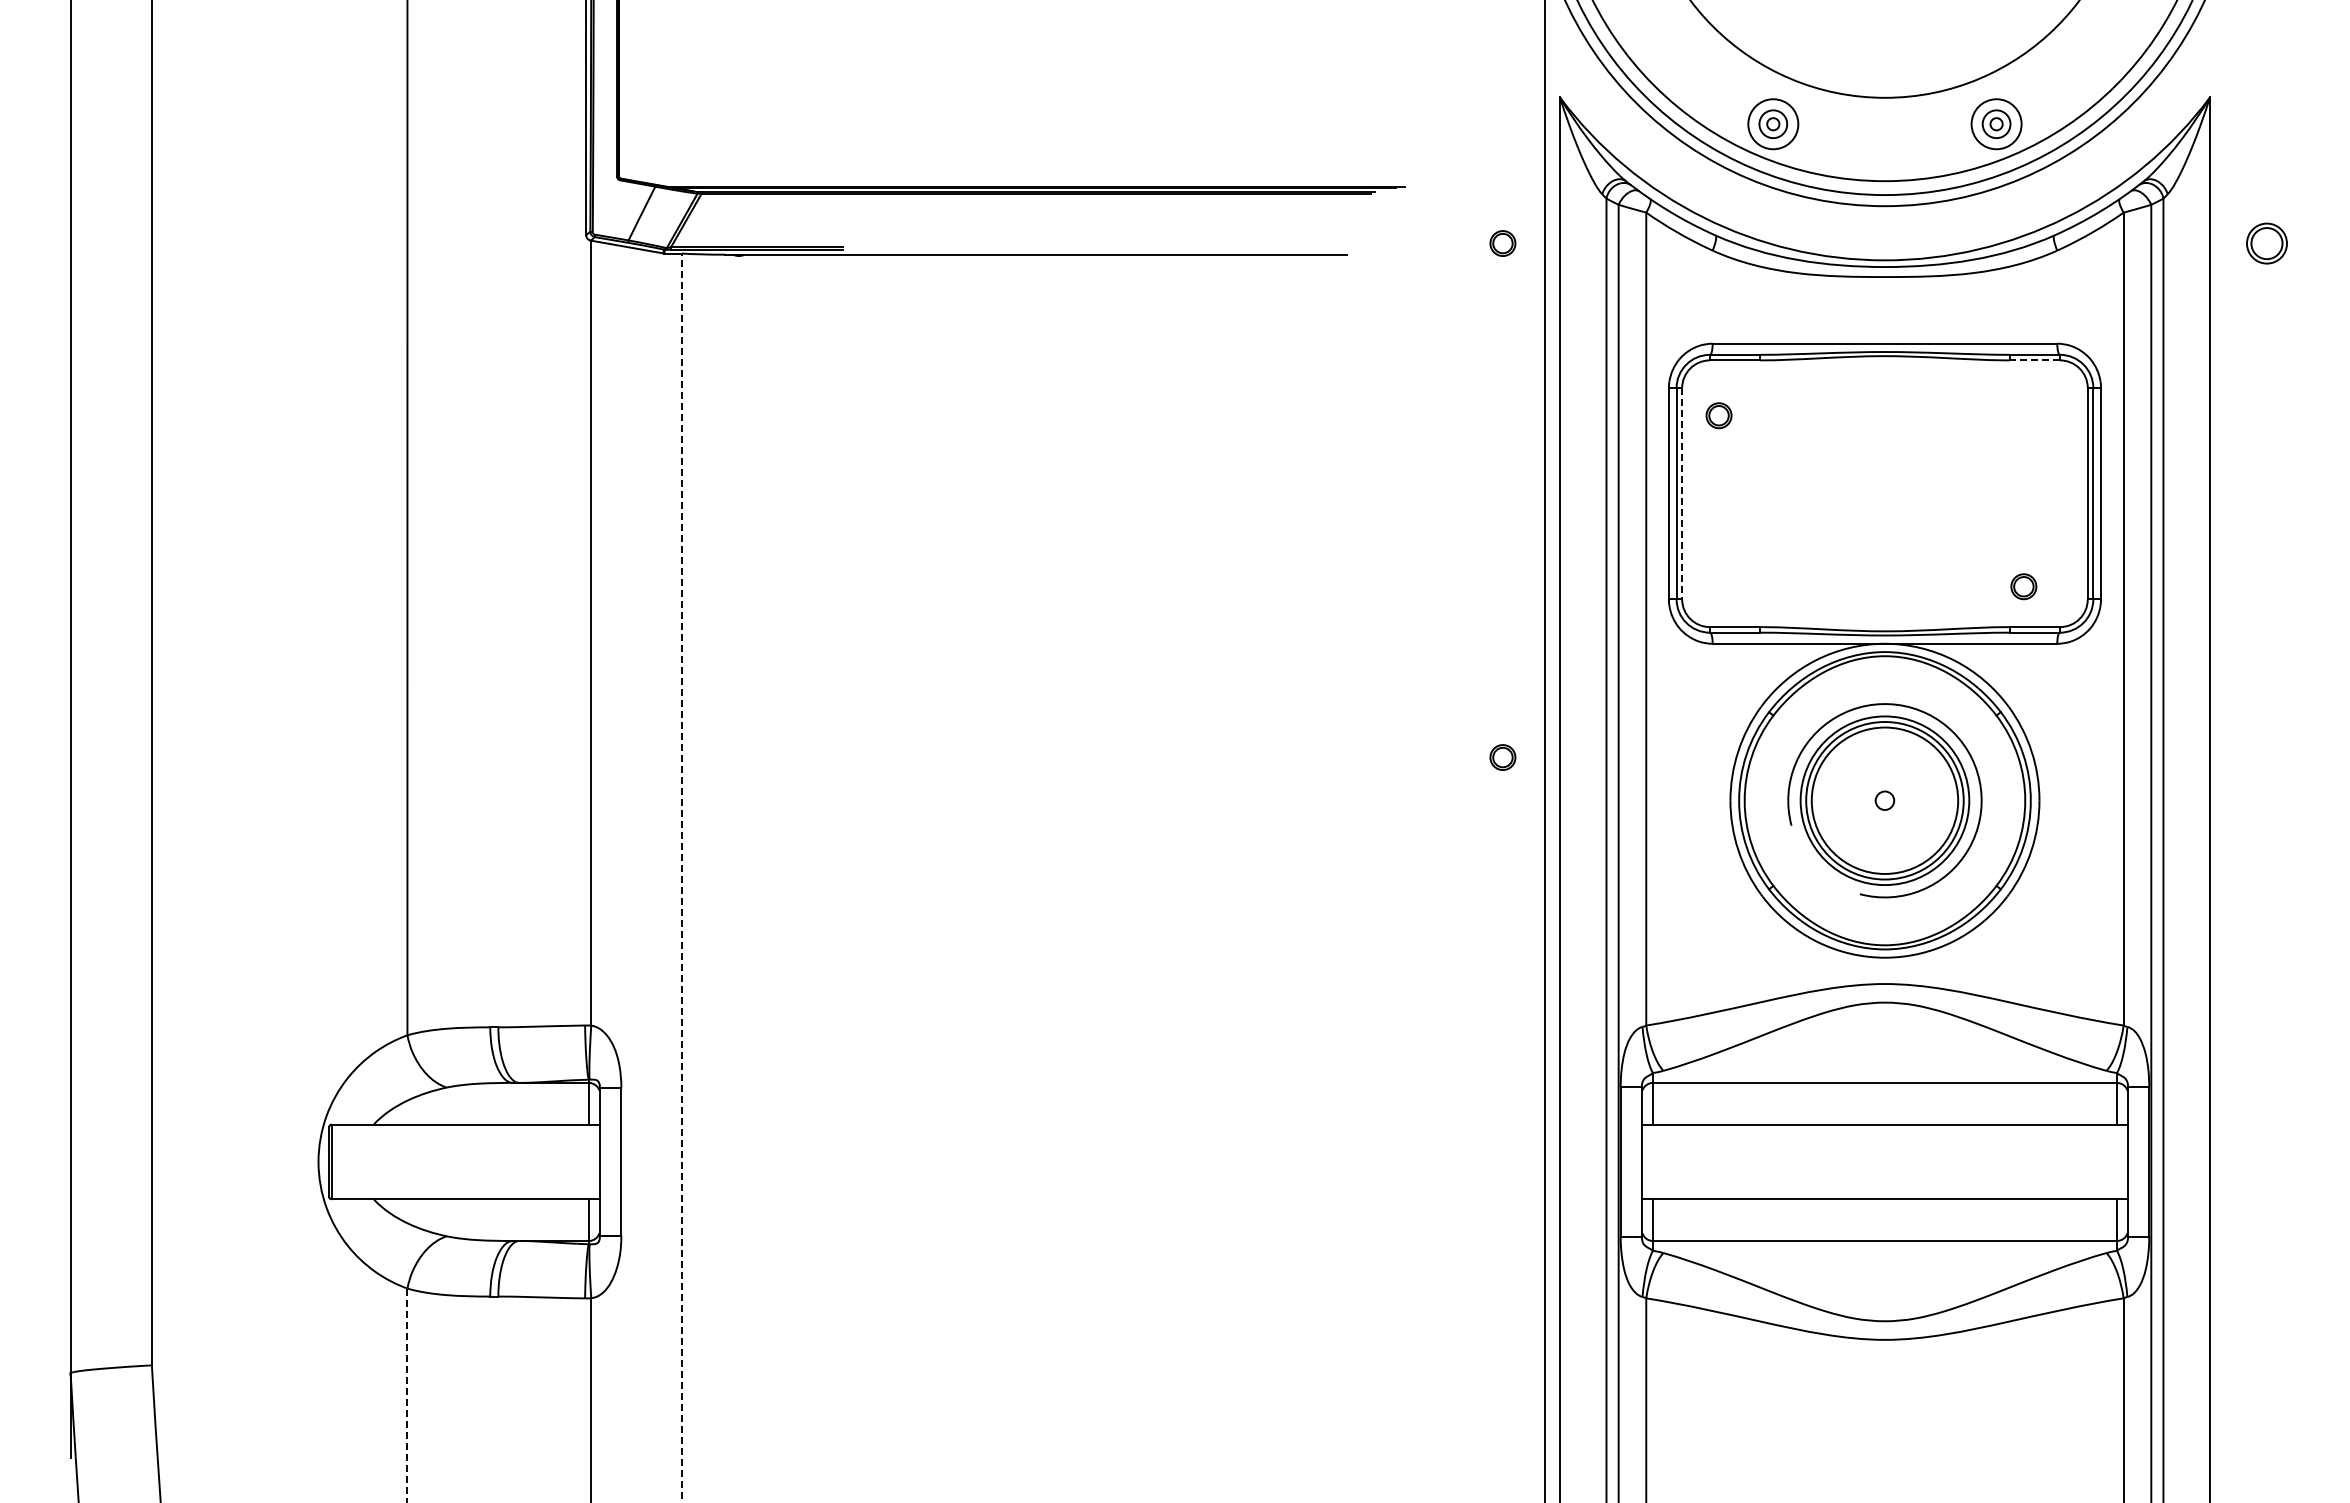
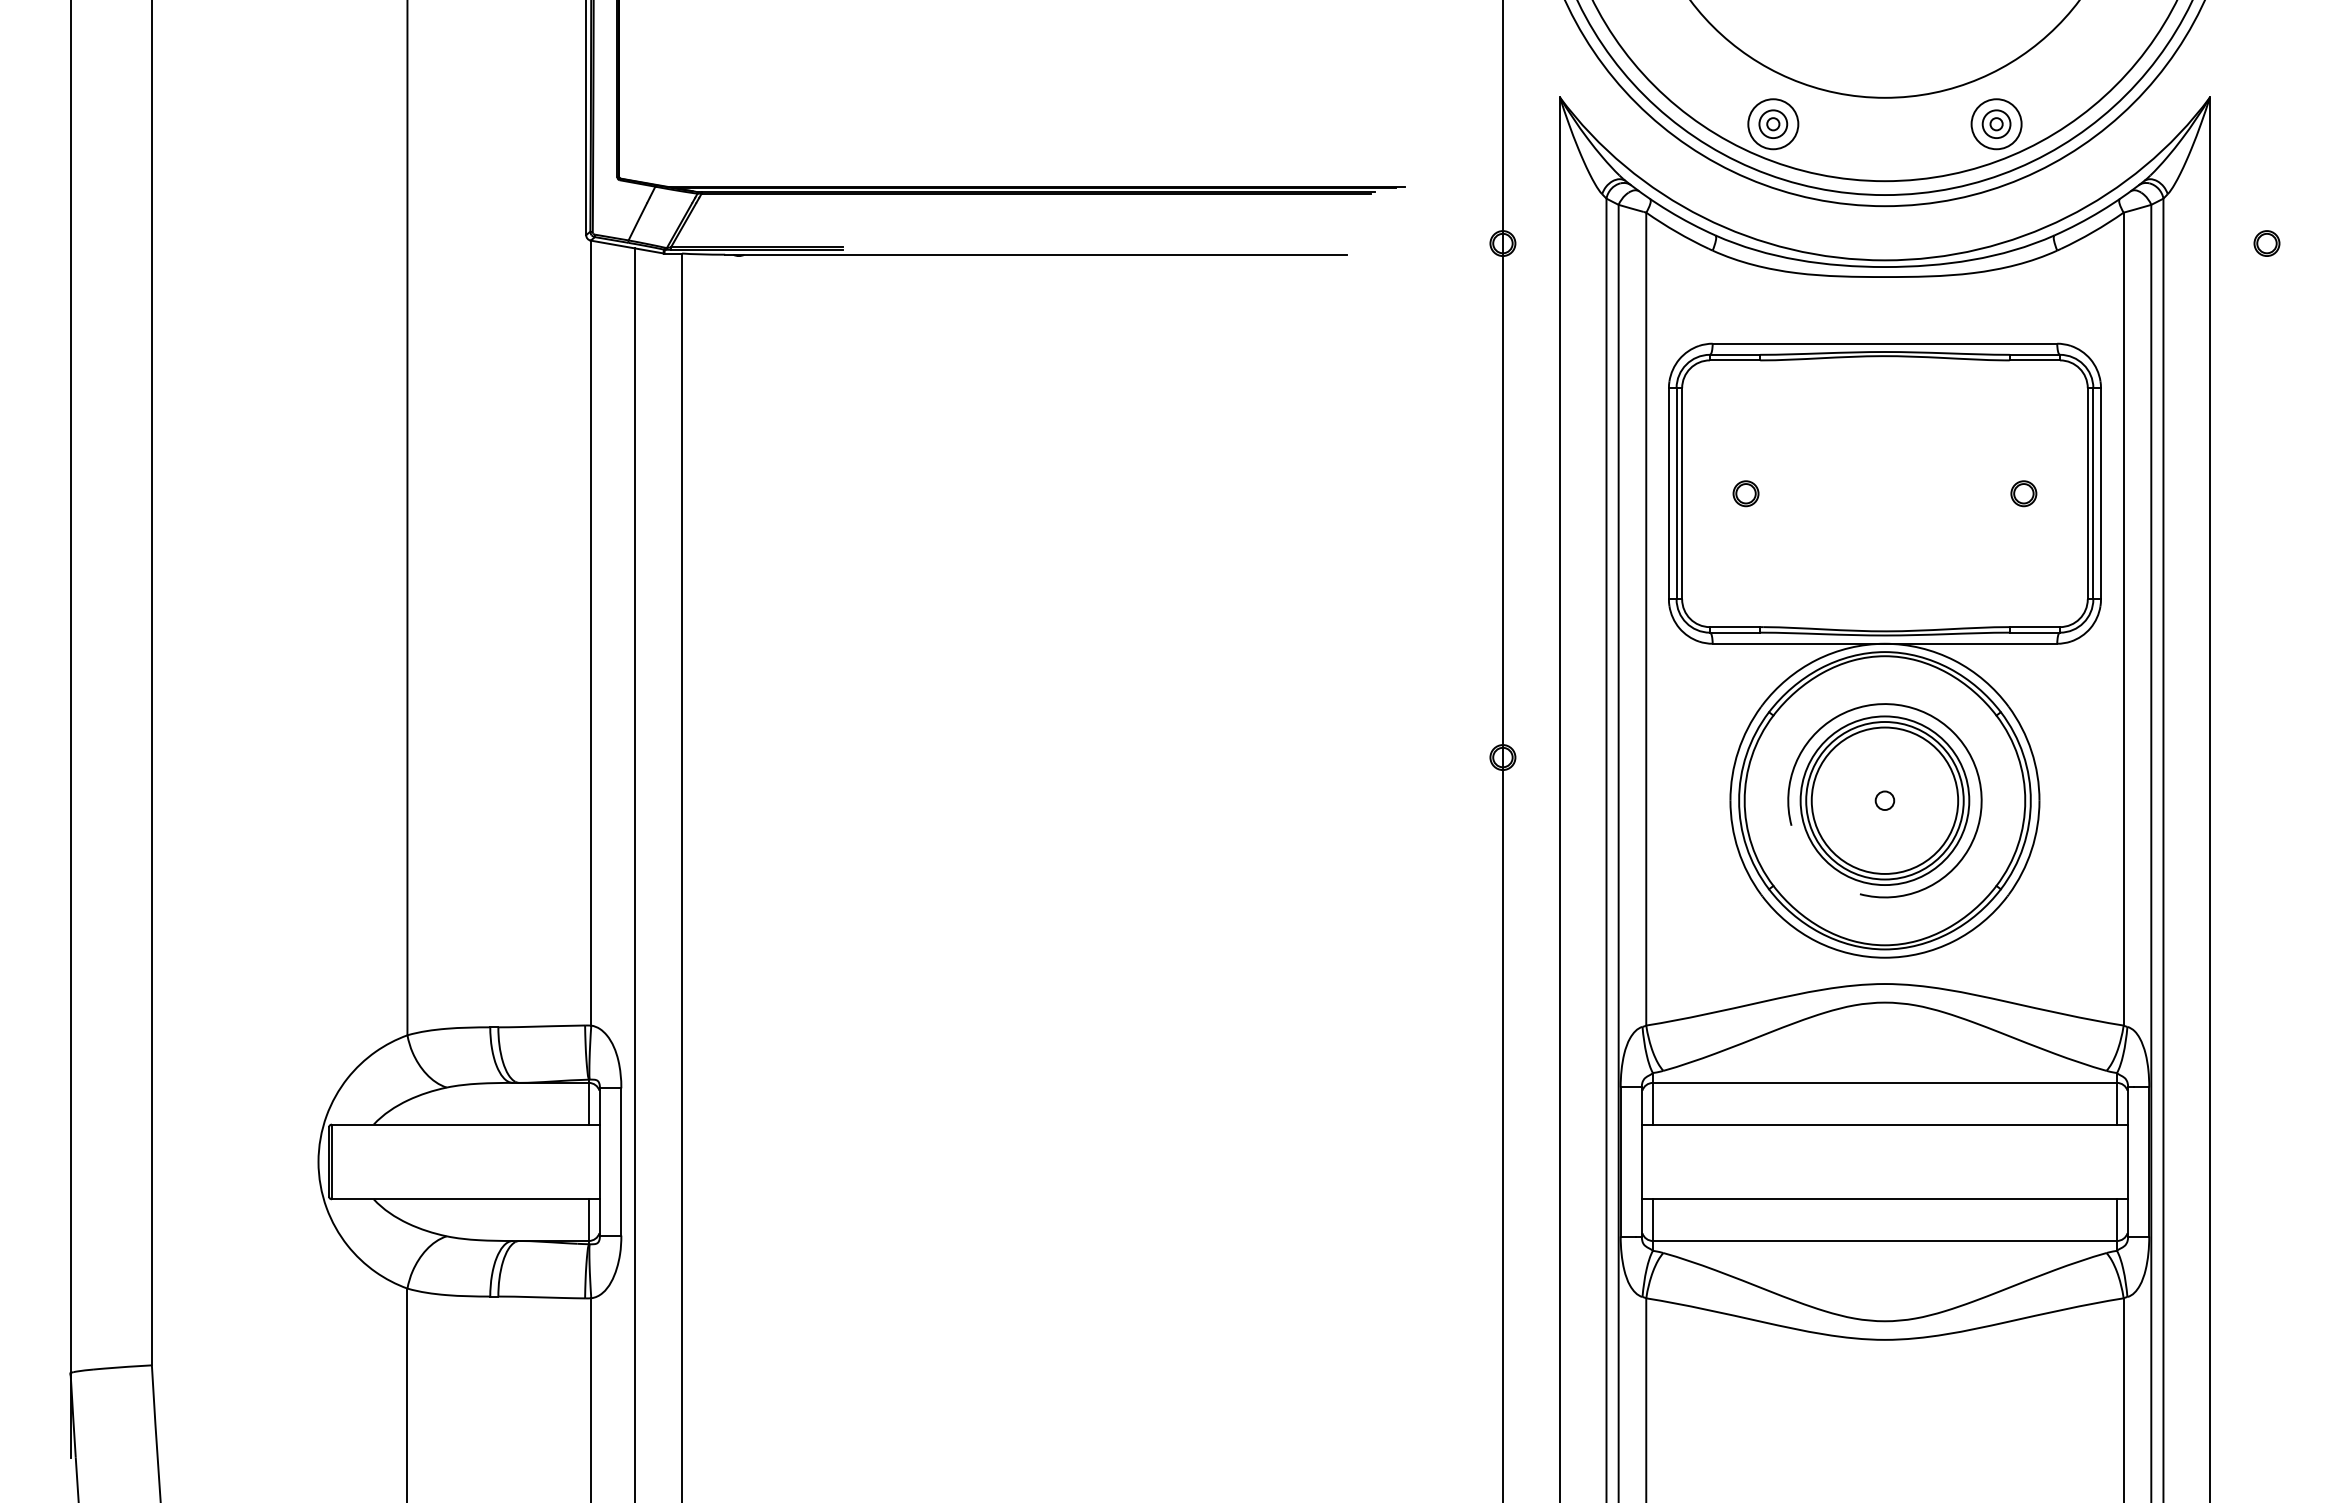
part size: 42x43 px -> 28x27 px (2266, 243)
line: dashed -> solid (2034, 360)
part position: (1718, 415) -> (1745, 493) (1745, 493)
line: dashed -> solid (1682, 493)
part position: (2023, 586) -> (2023, 493) (2023, 493)
line position: (1544, 750) -> (1502, 750) (1502, 750)
line: none -> present (635, 873)
line: dashed -> solid (682, 878)
line: dashed -> solid (407, 1395)
